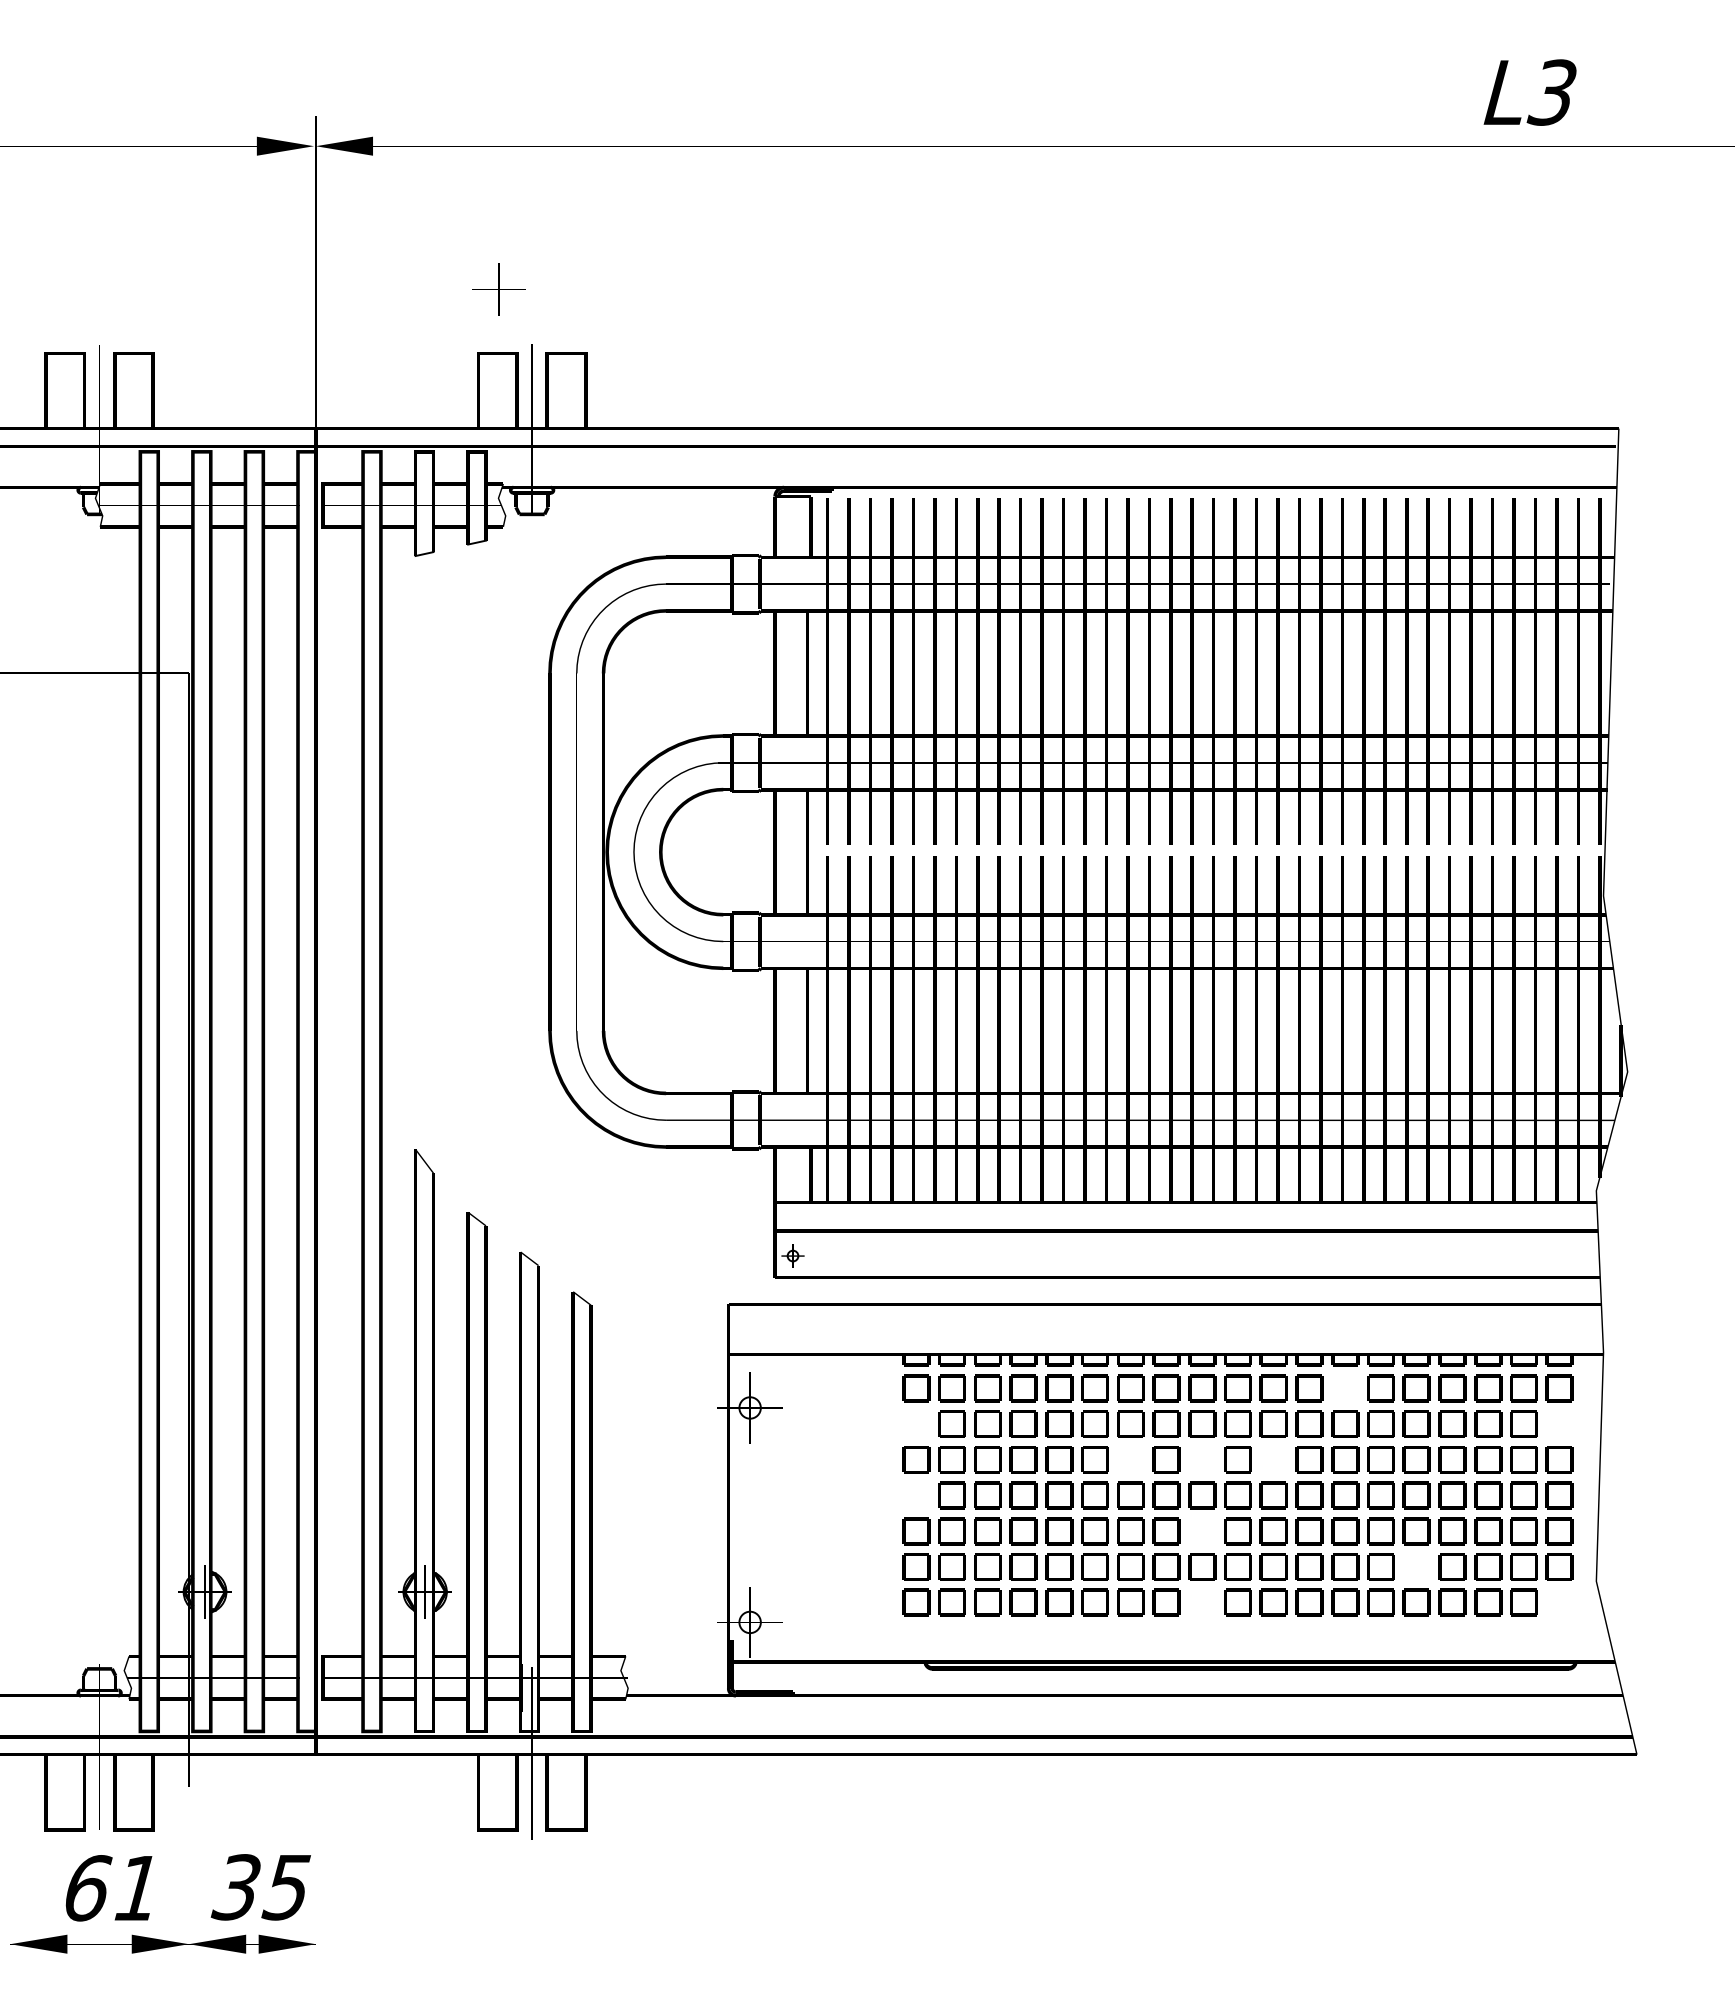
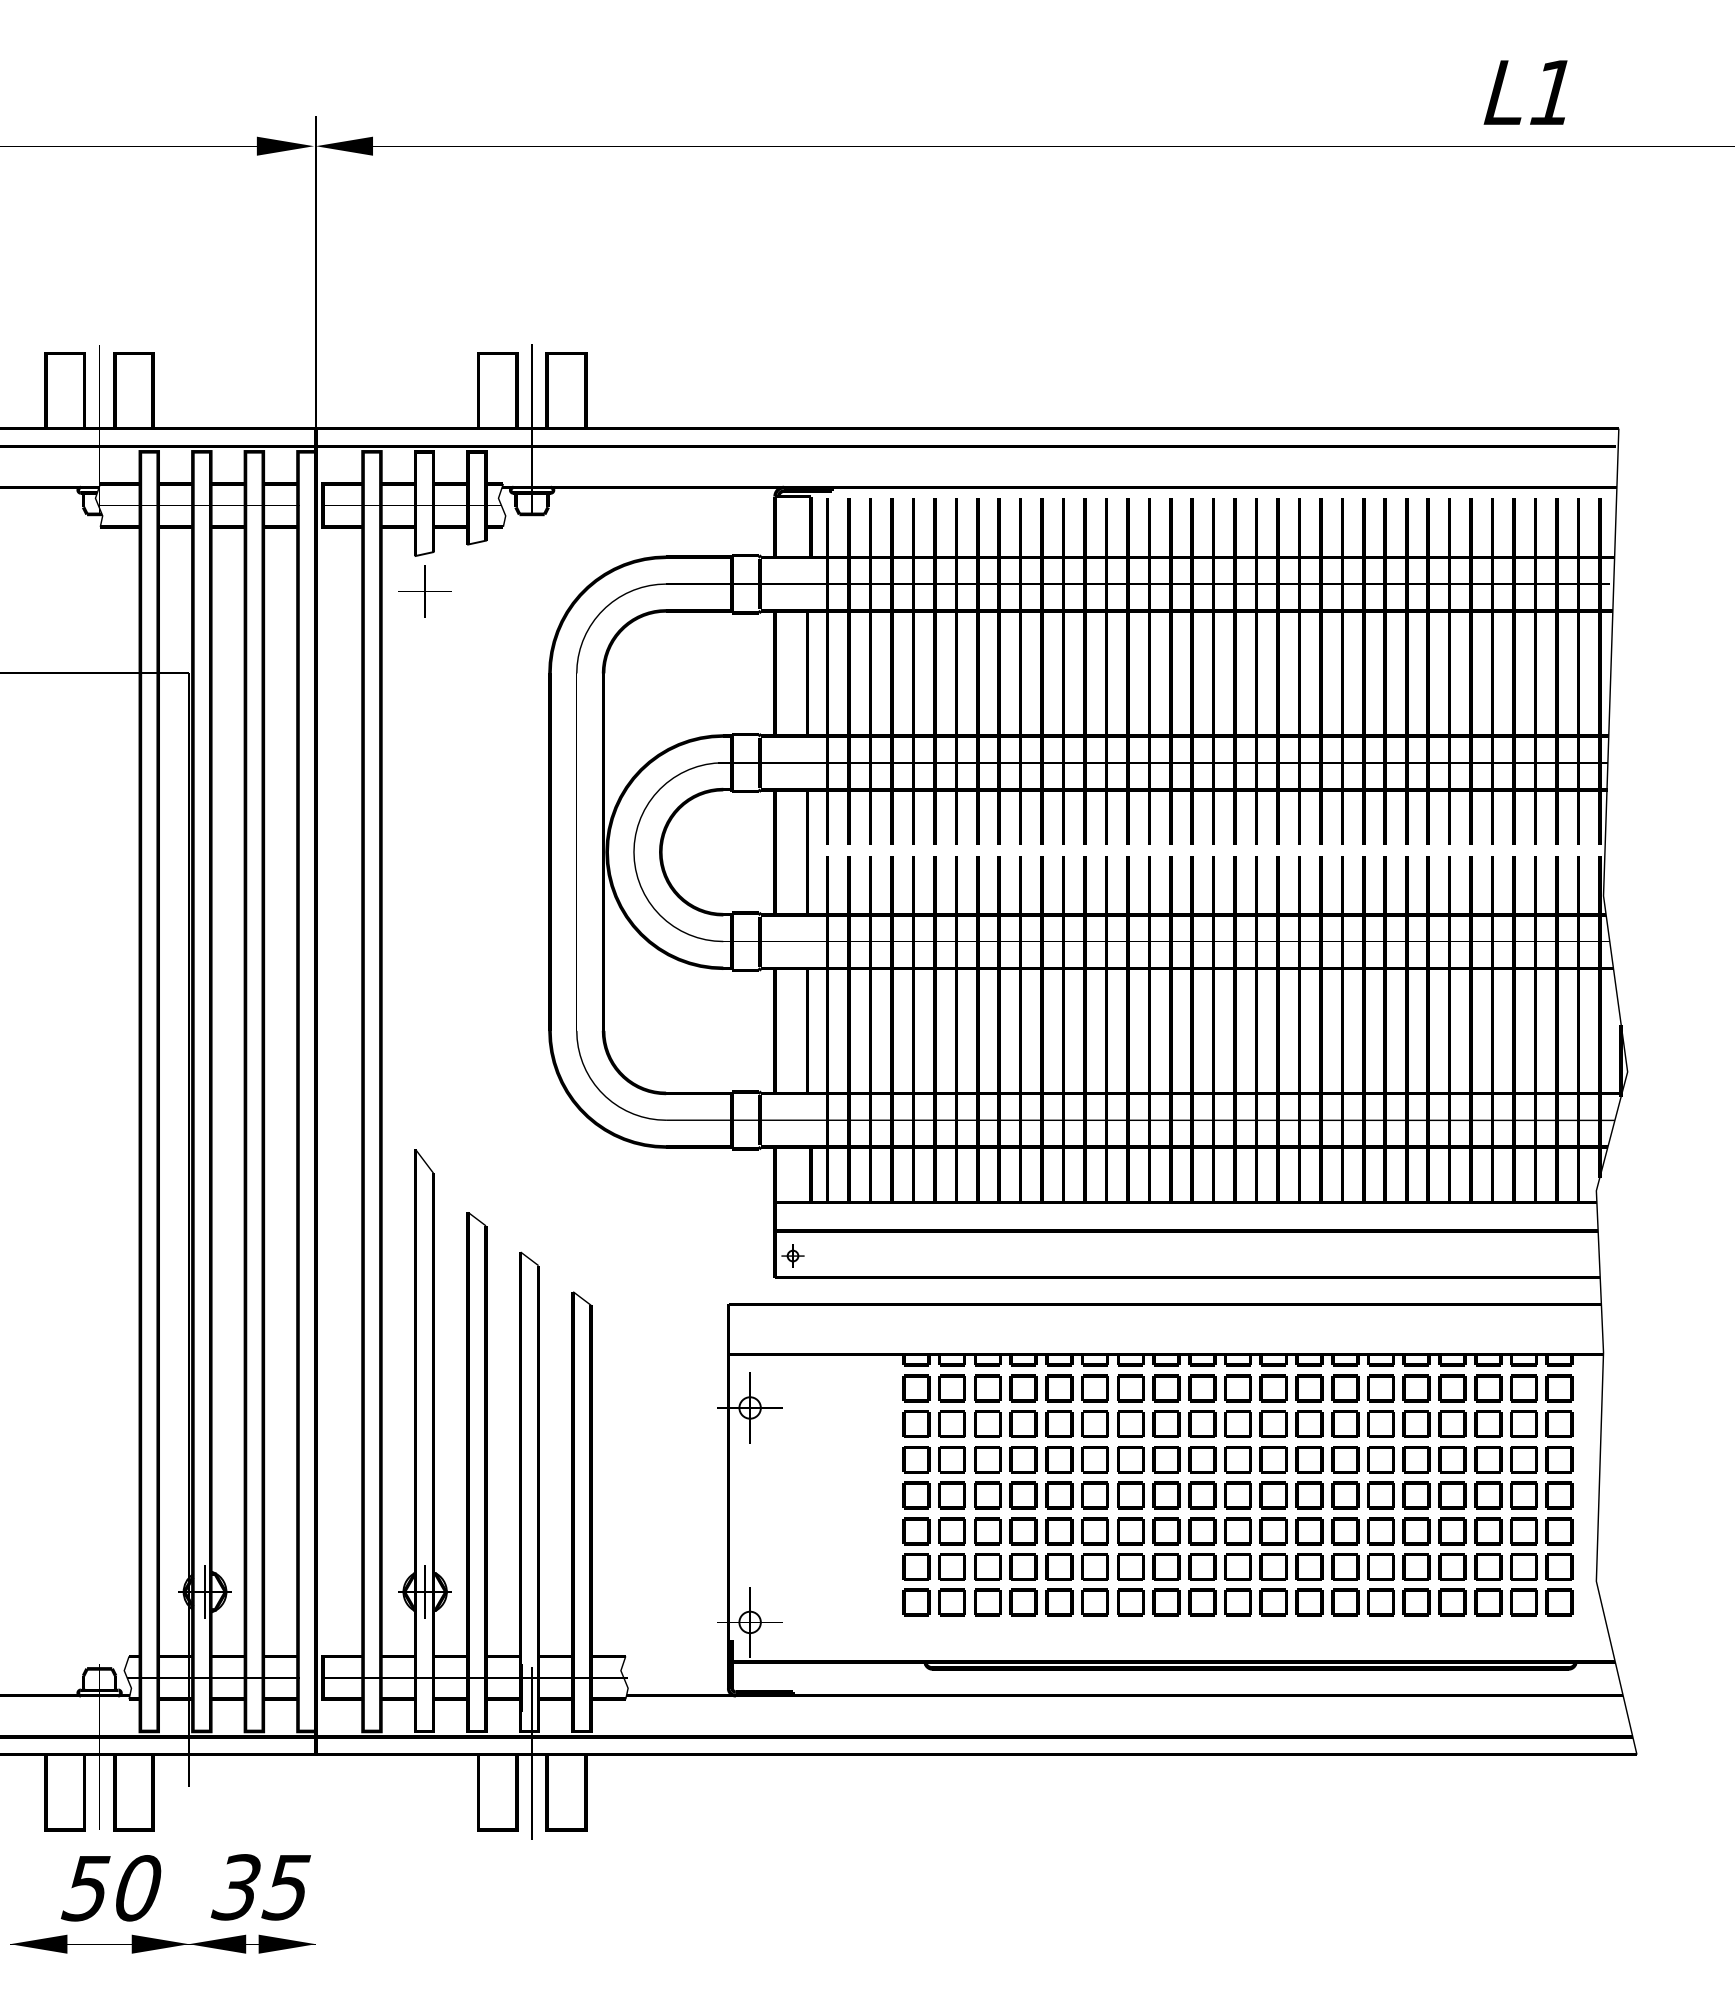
text: L3 -> L1 (1551, 92)
part position: (498, 289) -> (424, 591) (424, 591)
part: none -> present (1345, 1388)
part: none -> present (916, 1423)
part: none -> present (1559, 1423)
part: none -> present (1130, 1459)
part: none -> present (1202, 1459)
part: none -> present (1273, 1459)
part: none -> present (916, 1495)
part: none -> present (1202, 1531)
part: none -> present (1416, 1566)
part: none -> present (1202, 1602)
part: none -> present (1559, 1602)
text: 61 -> 50 (110, 1888)
